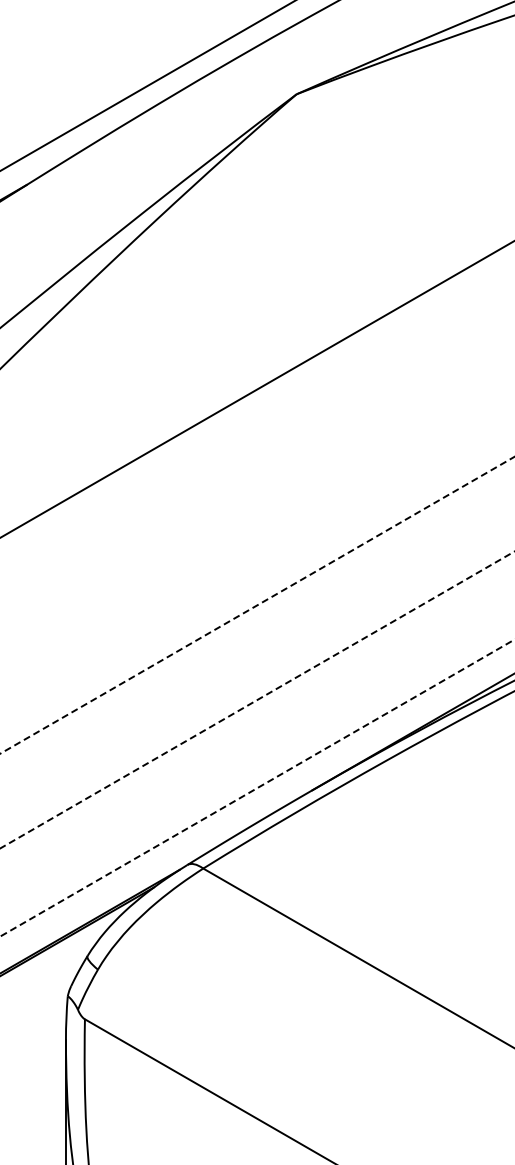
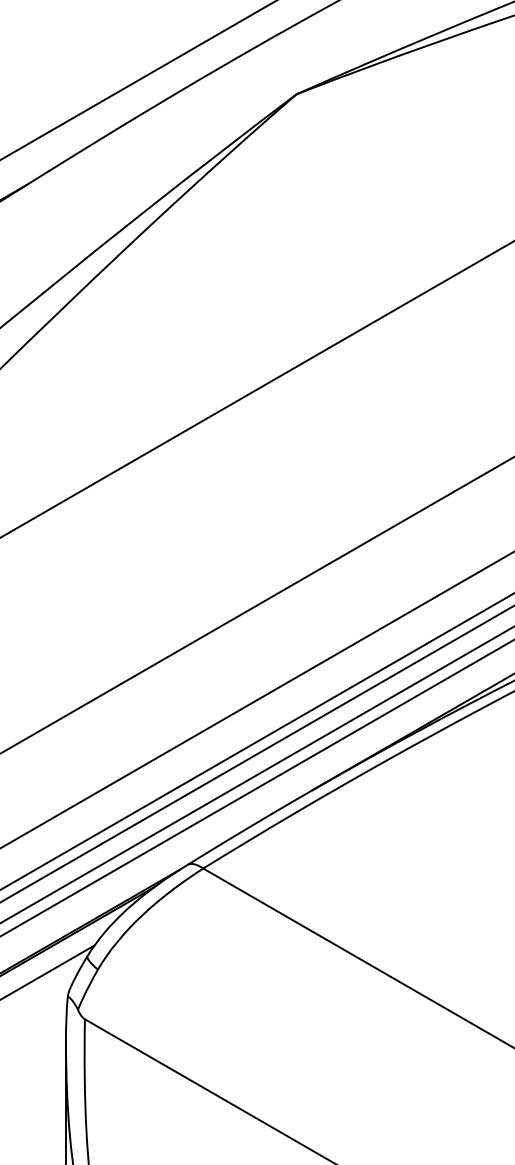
line position: (147, 85) -> (137, 80) (137, 80)
line: dashed -> solid (257, 605)
line: dashed -> solid (257, 699)
line: none -> present (256, 741)
line: none -> present (256, 754)
line: none -> present (256, 774)
line: dashed -> solid (257, 788)
line: none -> present (48, 971)
